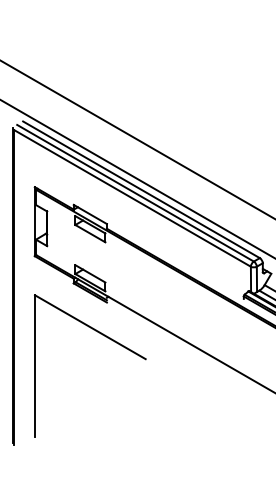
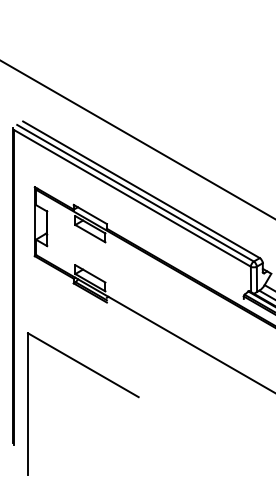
line: present -> none (137, 179)
part position: (107, 338) -> (100, 376) (100, 376)
